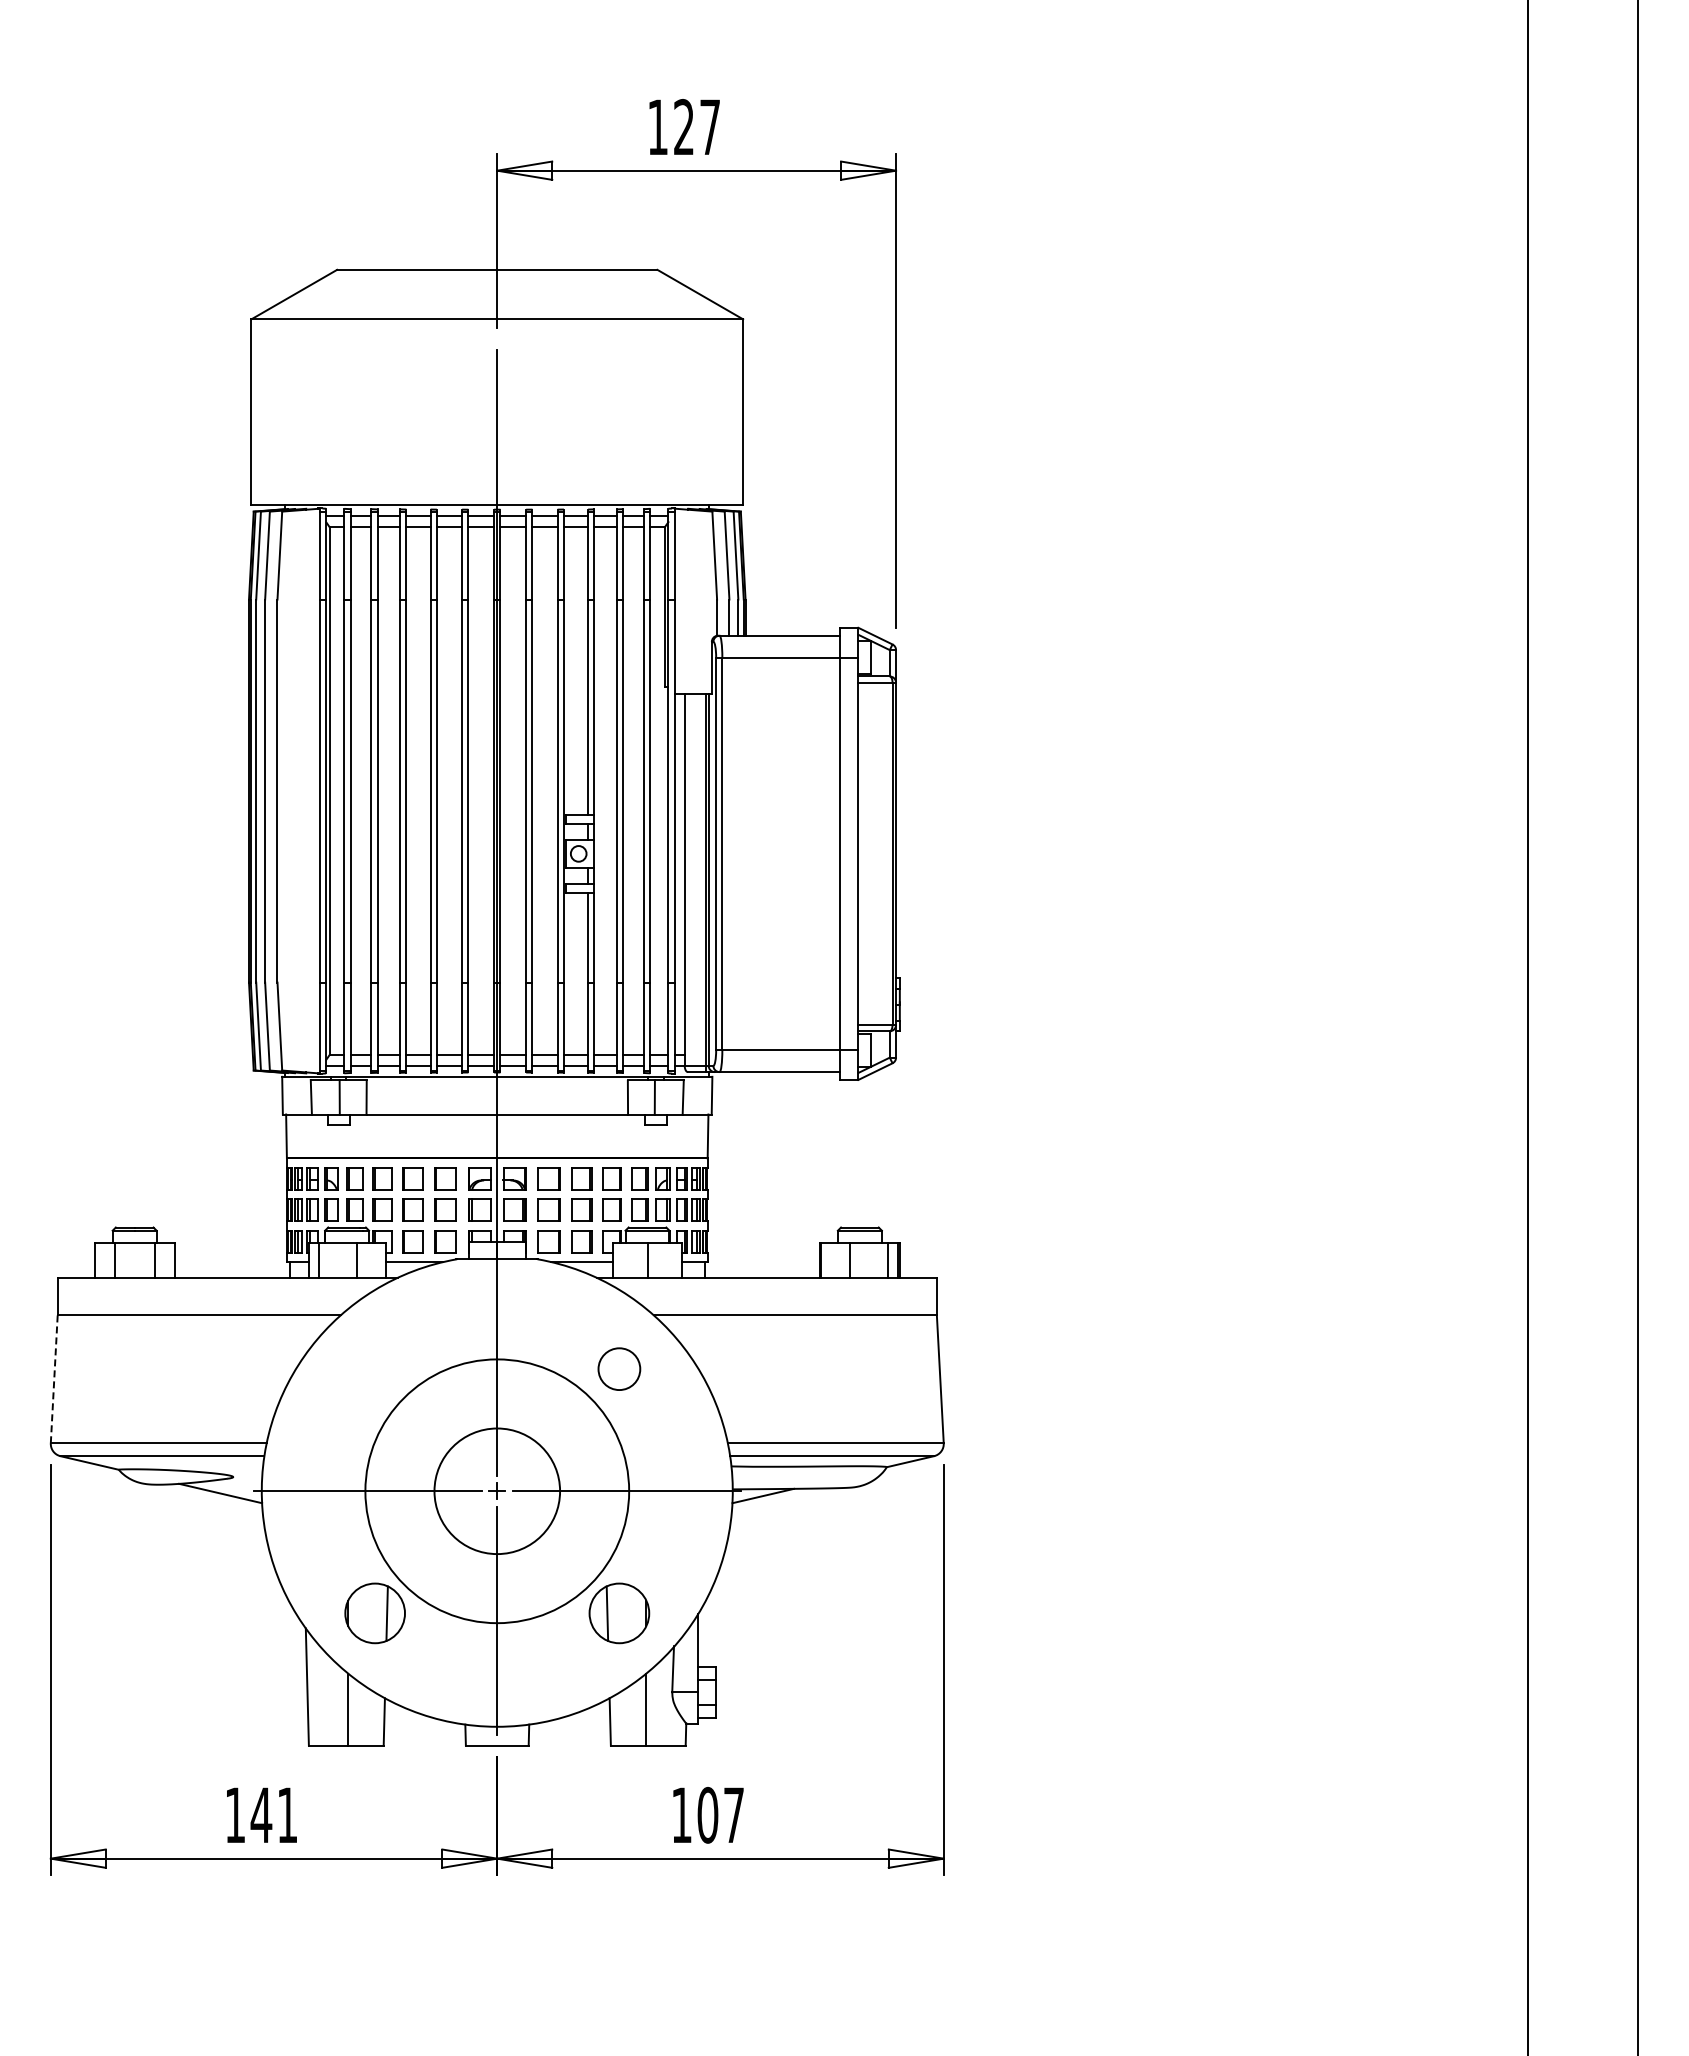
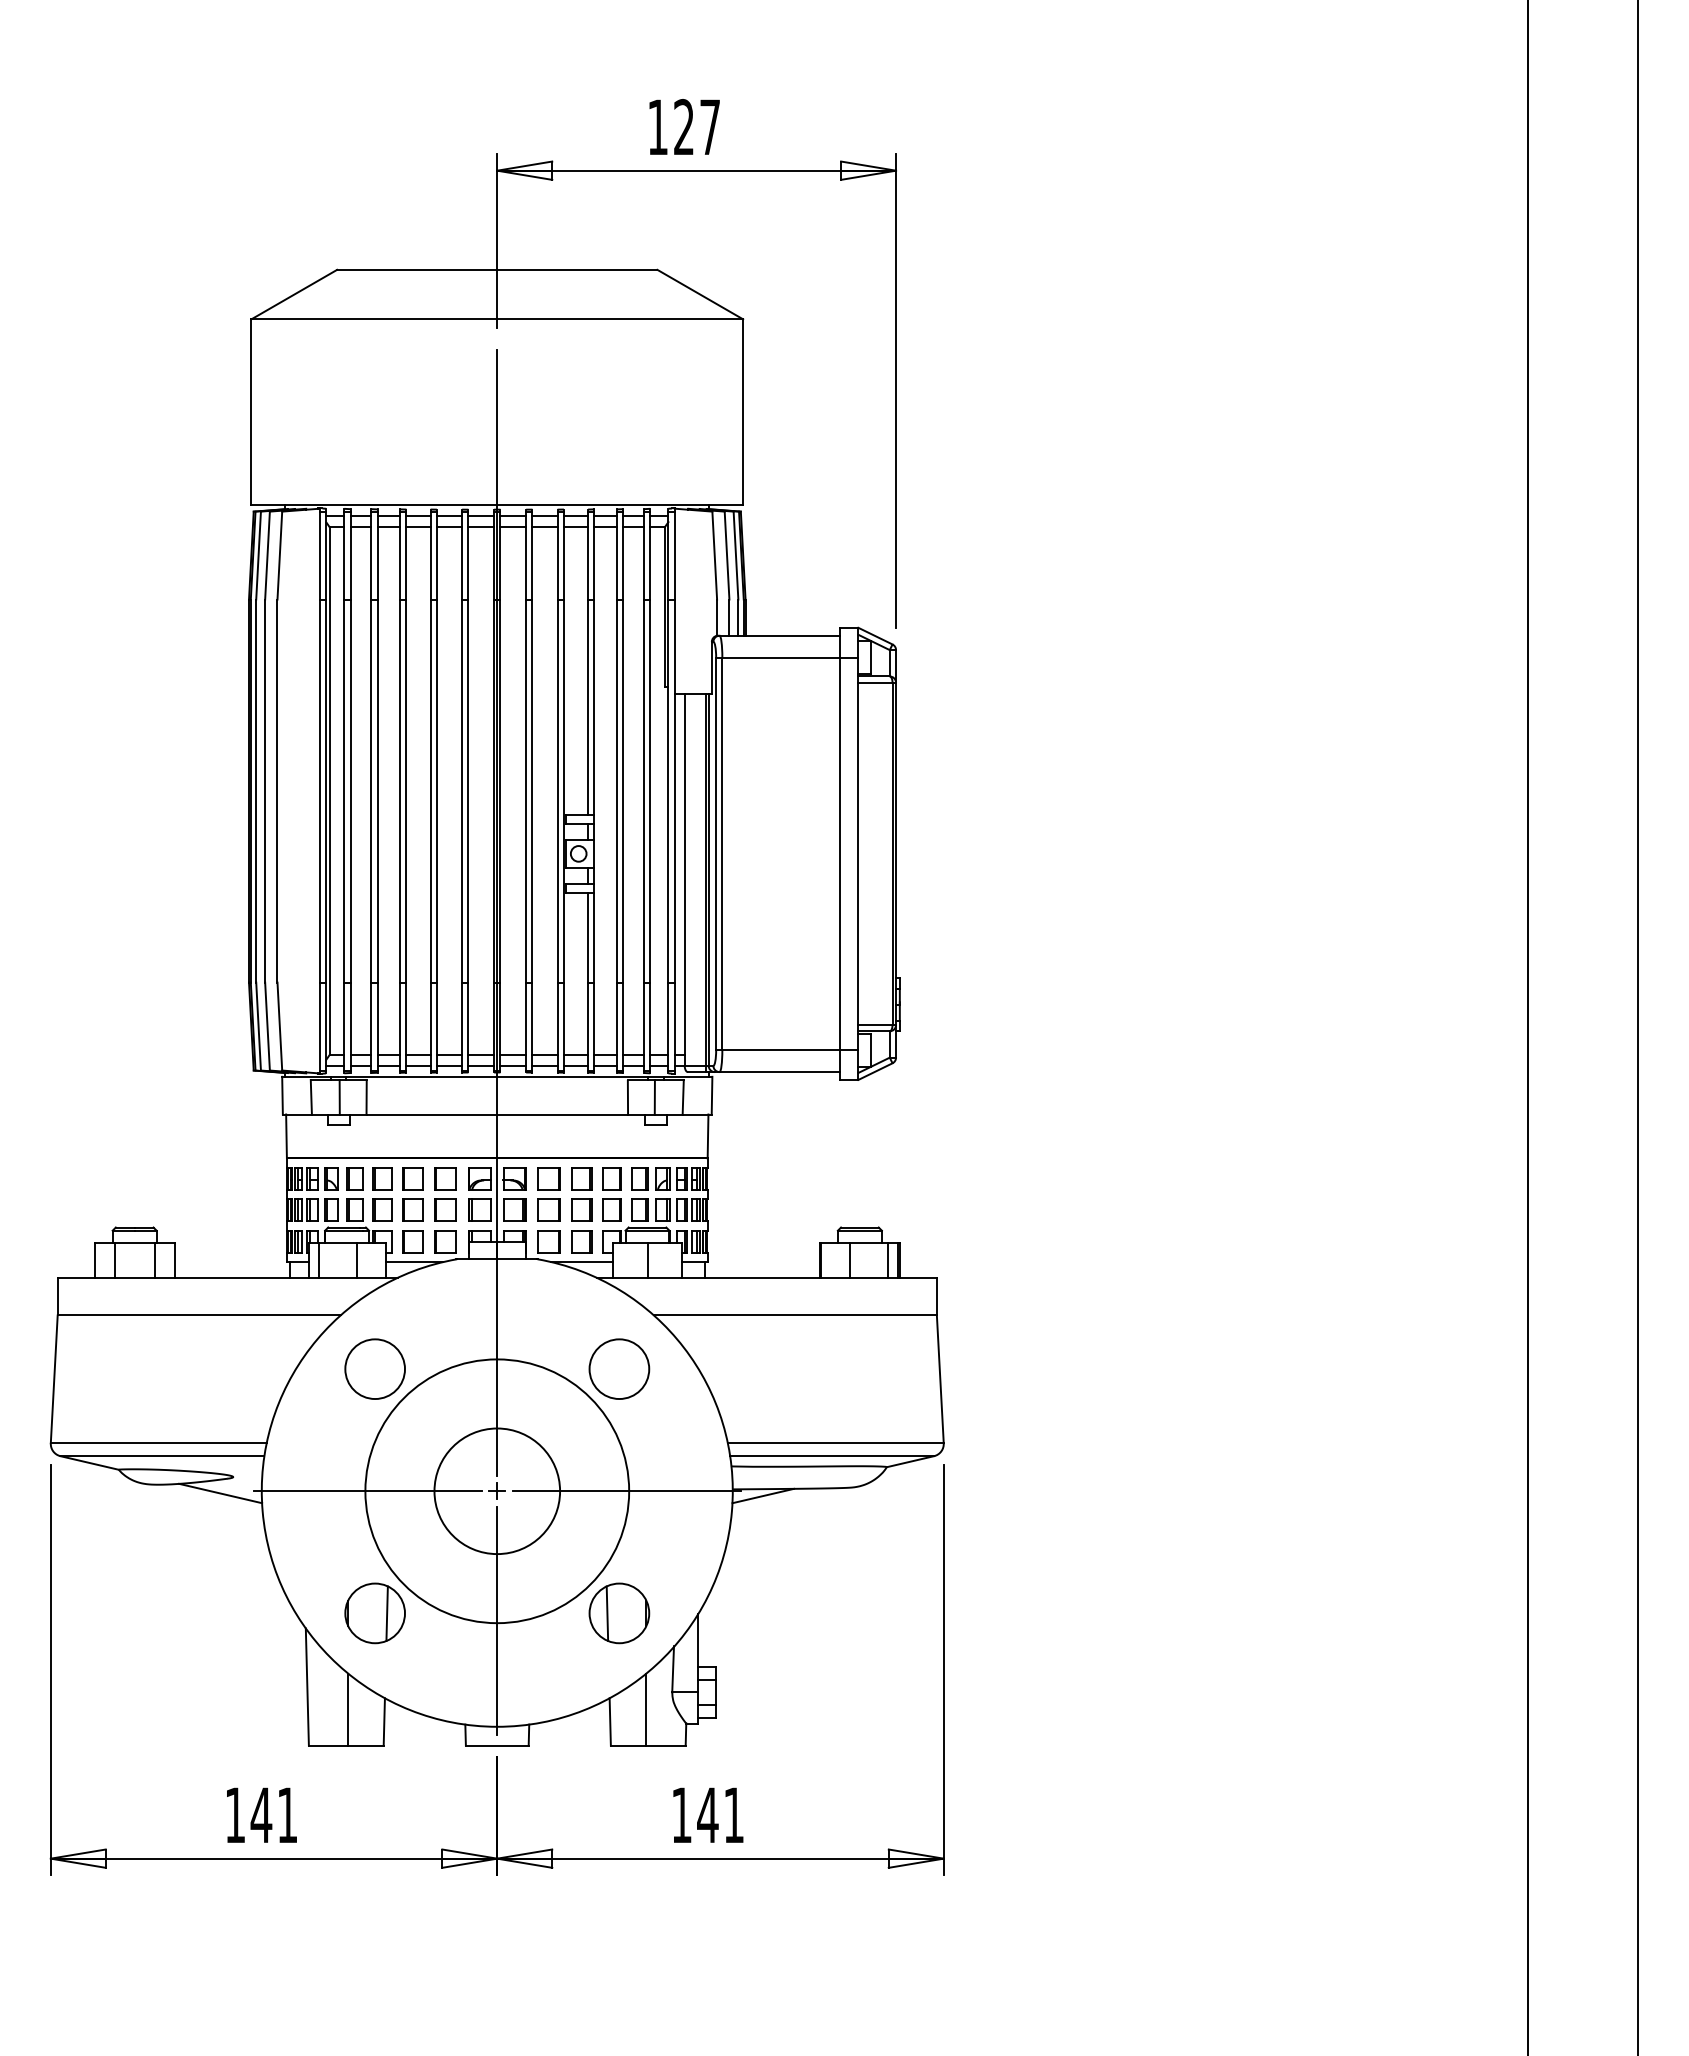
circle: none -> present (374, 1368)
circle diameter: 42 px -> 60 px (619, 1369)
line: dashed -> solid (54, 1379)
text: 107 -> 141 (720, 1814)
